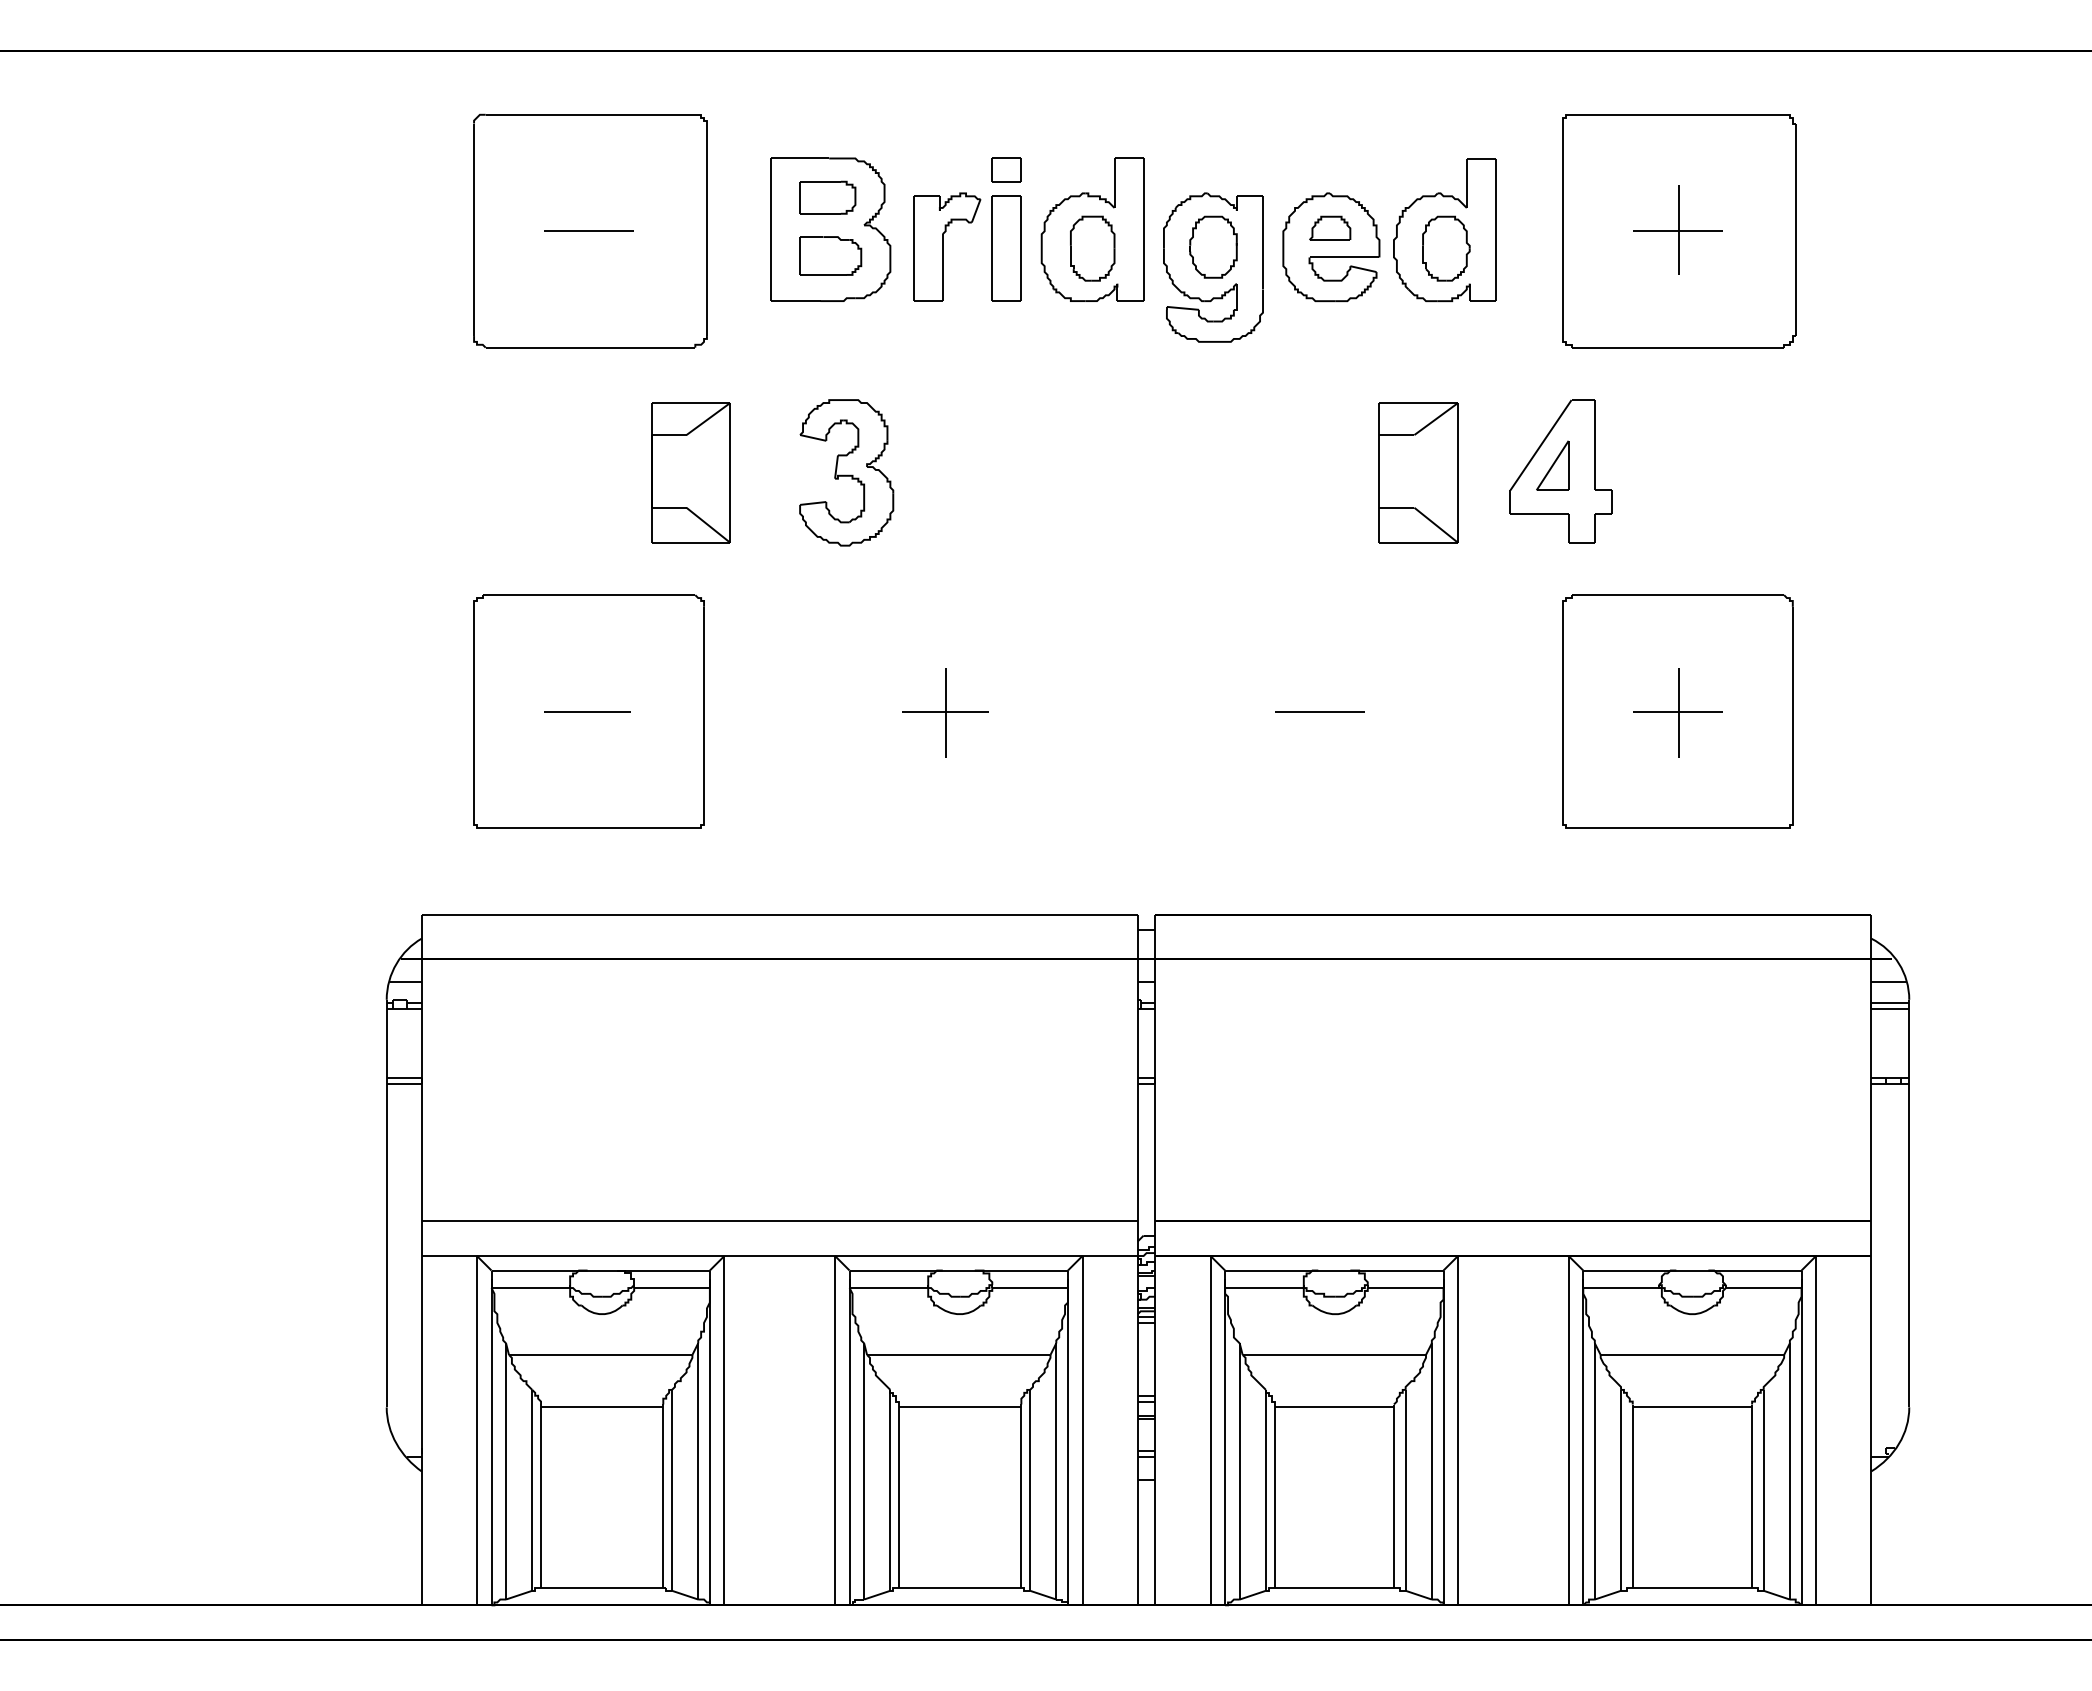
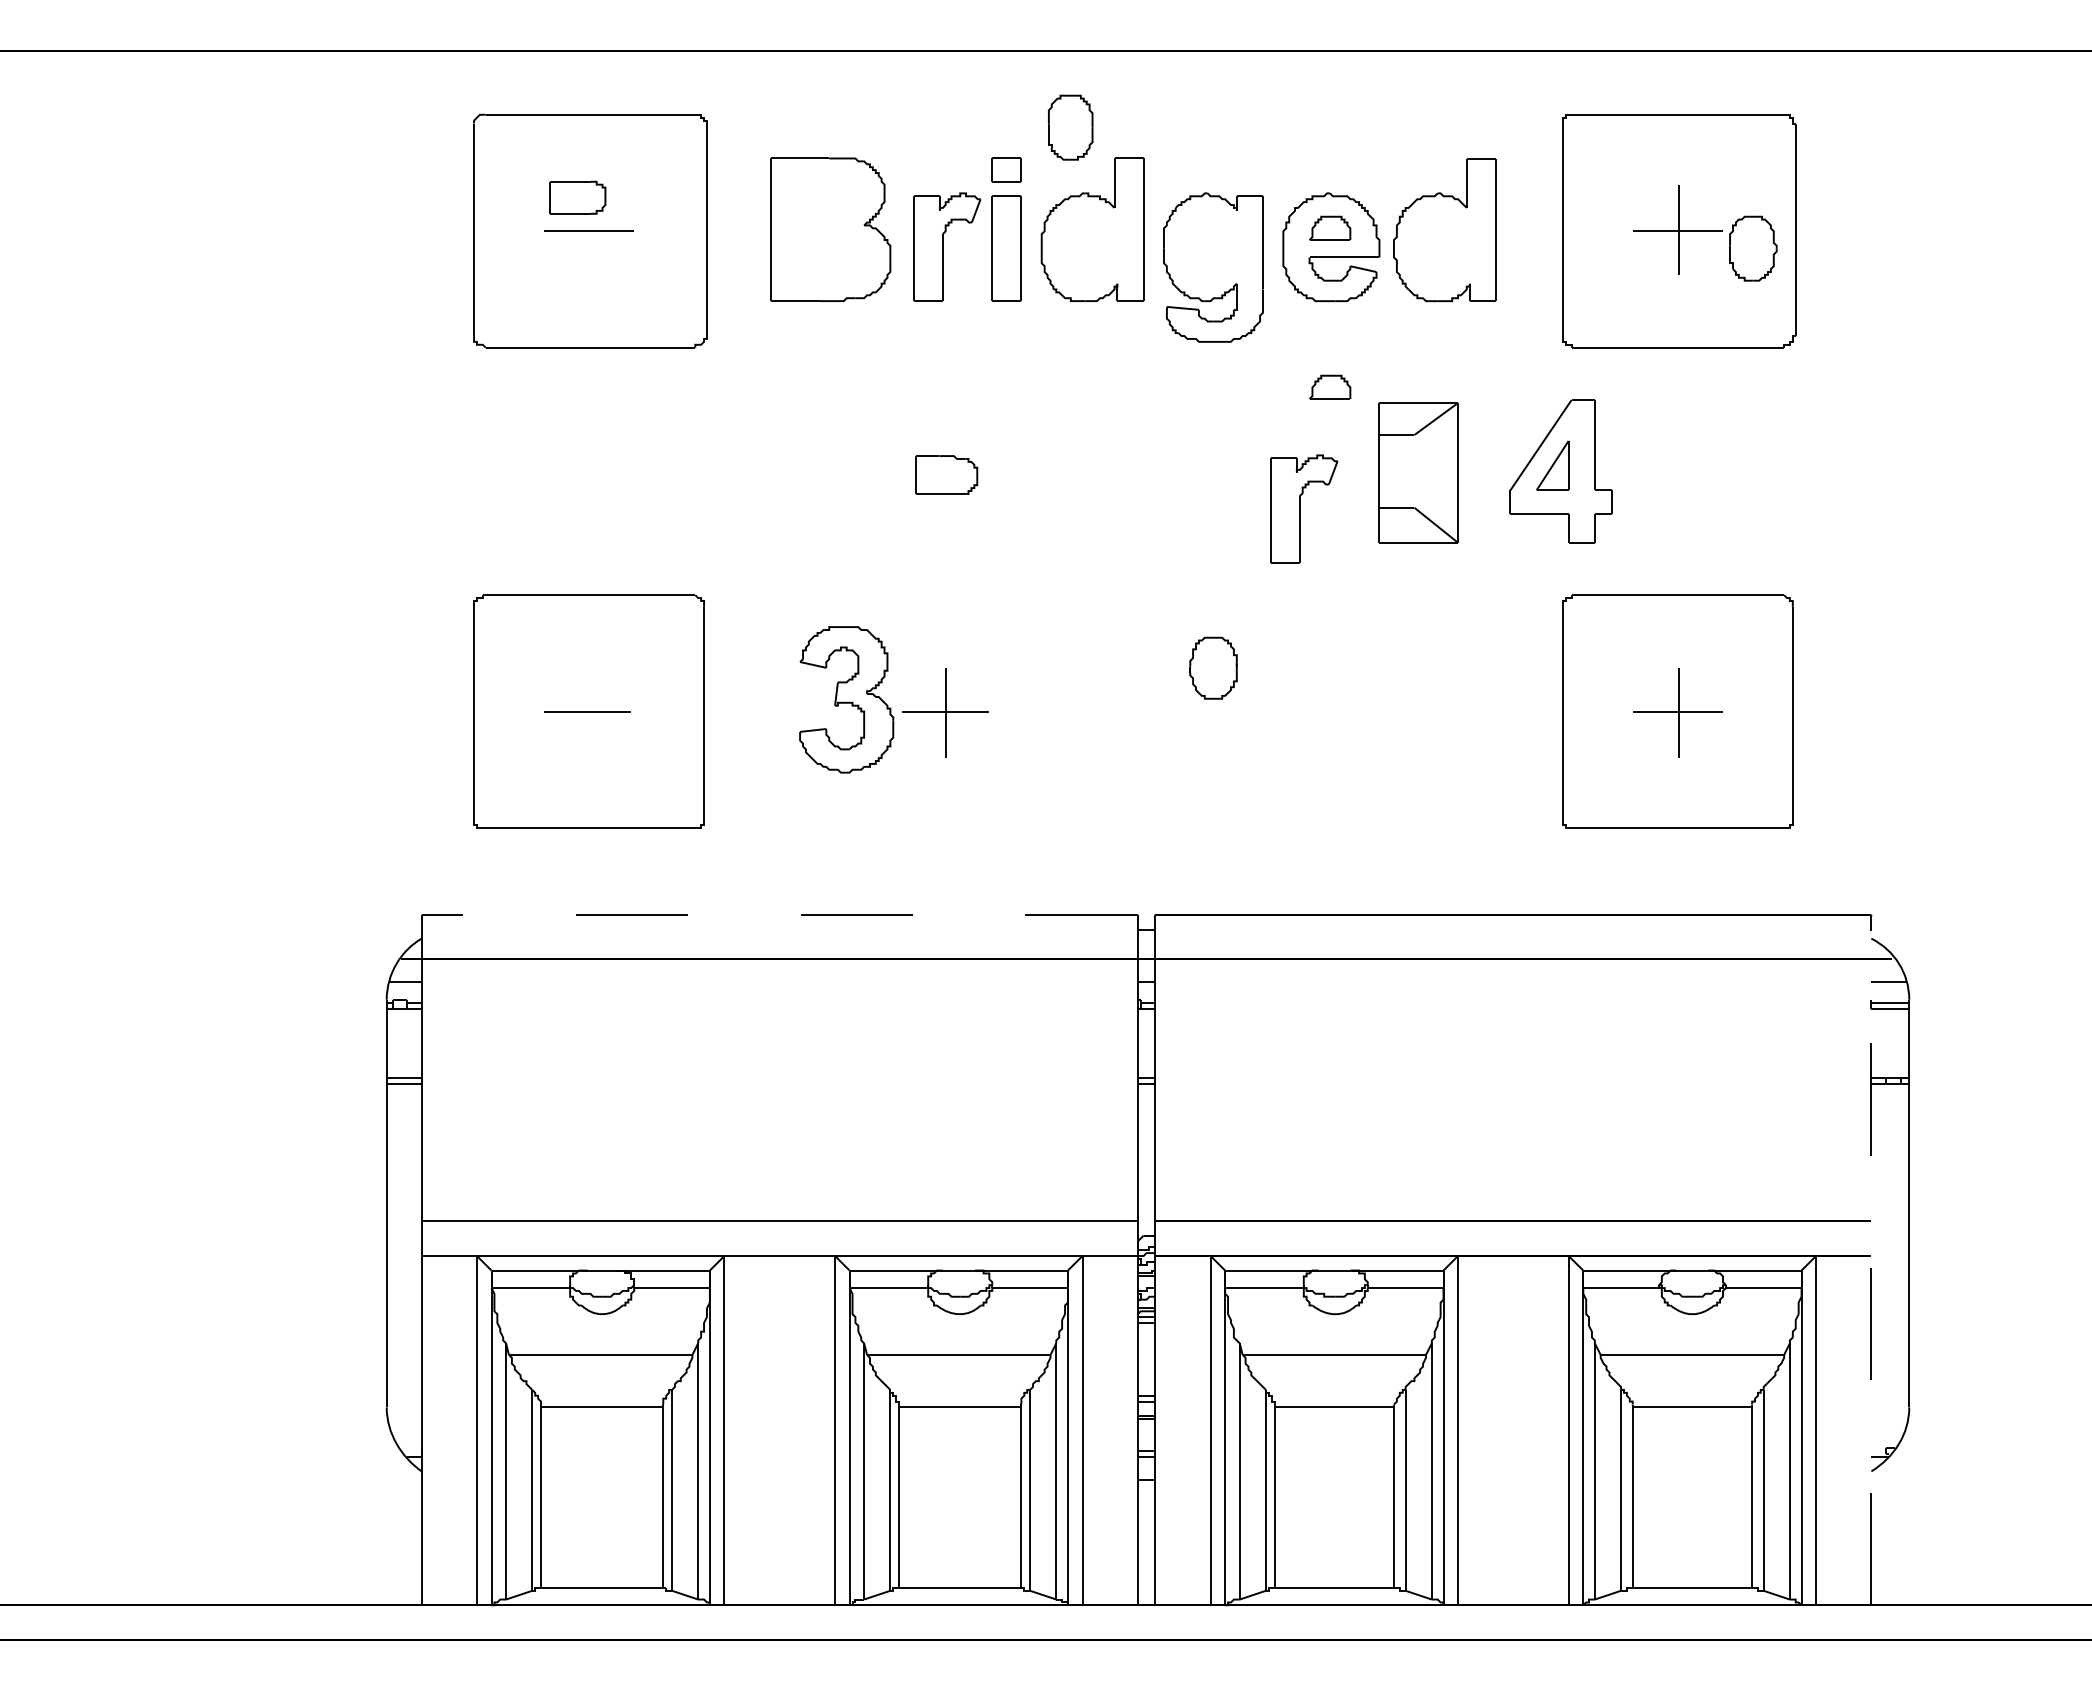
part position: (827, 197) -> (577, 197) (577, 197)
part position: (1213, 246) -> (1213, 667) (1213, 667)
part position: (1092, 248) -> (1070, 127) (1070, 127)
part position: (1446, 248) -> (1753, 248) (1753, 248)
part position: (830, 255) -> (946, 474) (946, 474)
part: none -> present (1330, 386)
part: present -> none (690, 472)
part position: (846, 472) -> (846, 699) (846, 699)
part: none -> present (1304, 508)
line: present -> none (1319, 711)
line: solid -> dashed (779, 915)
line: solid -> dashed (1871, 1259)
